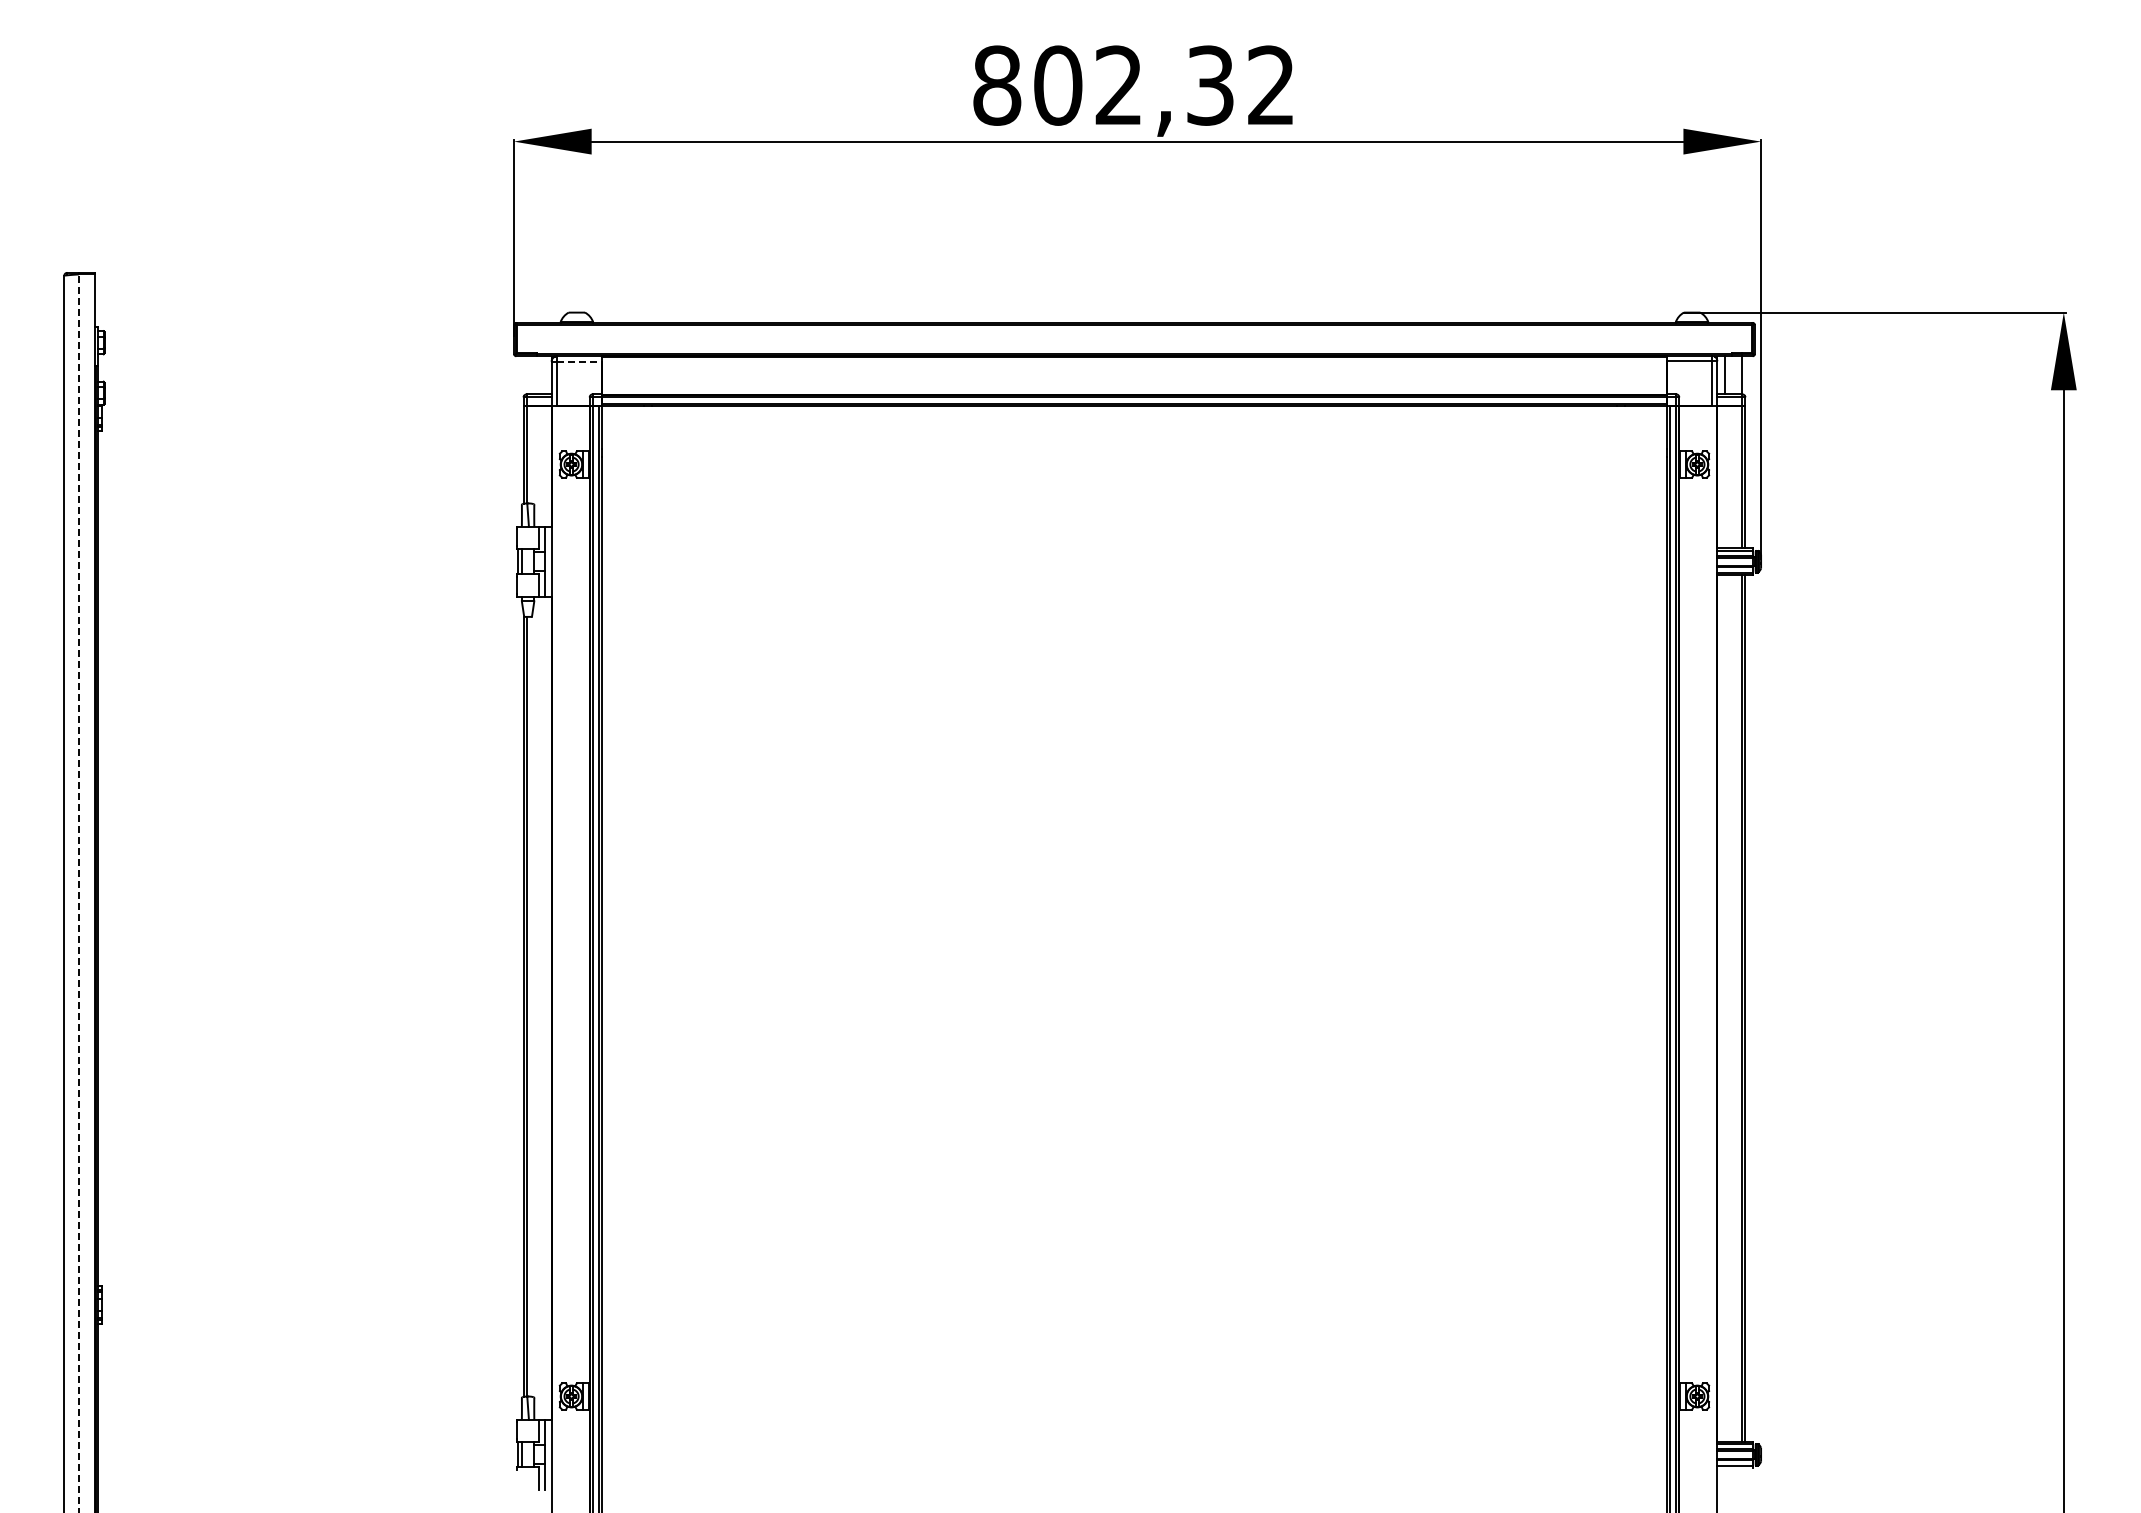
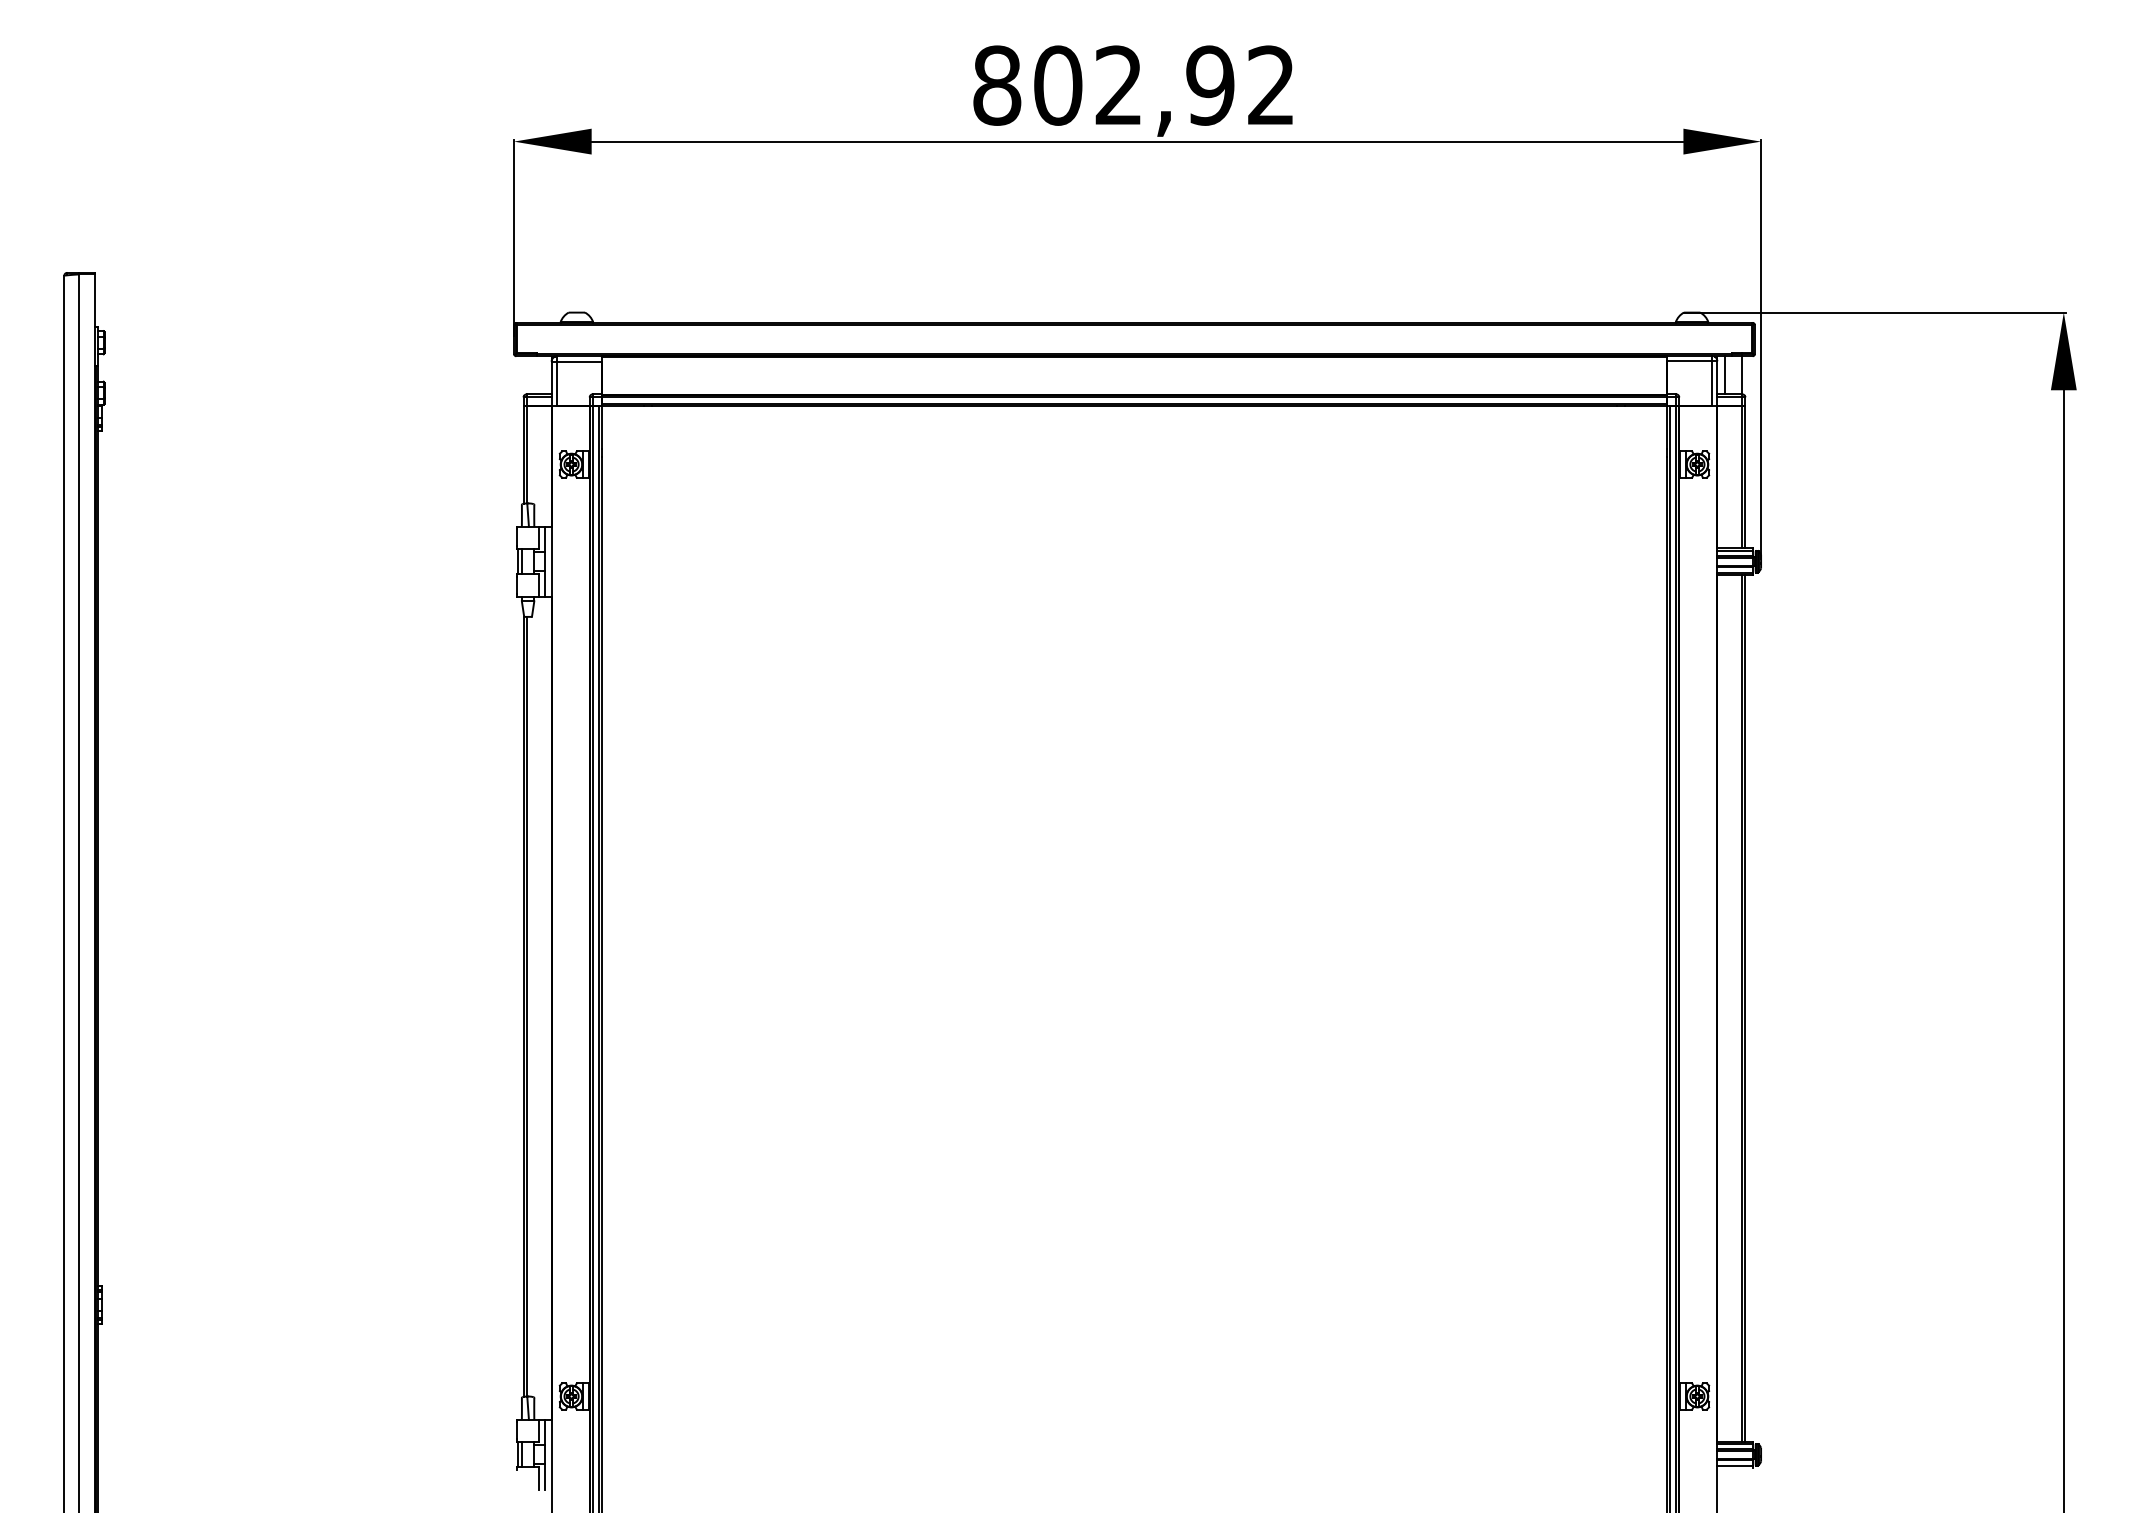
text: 802,32 -> 802,92 (1210, 85)
line: dashed -> solid (579, 361)
line: dashed -> solid (78, 893)
